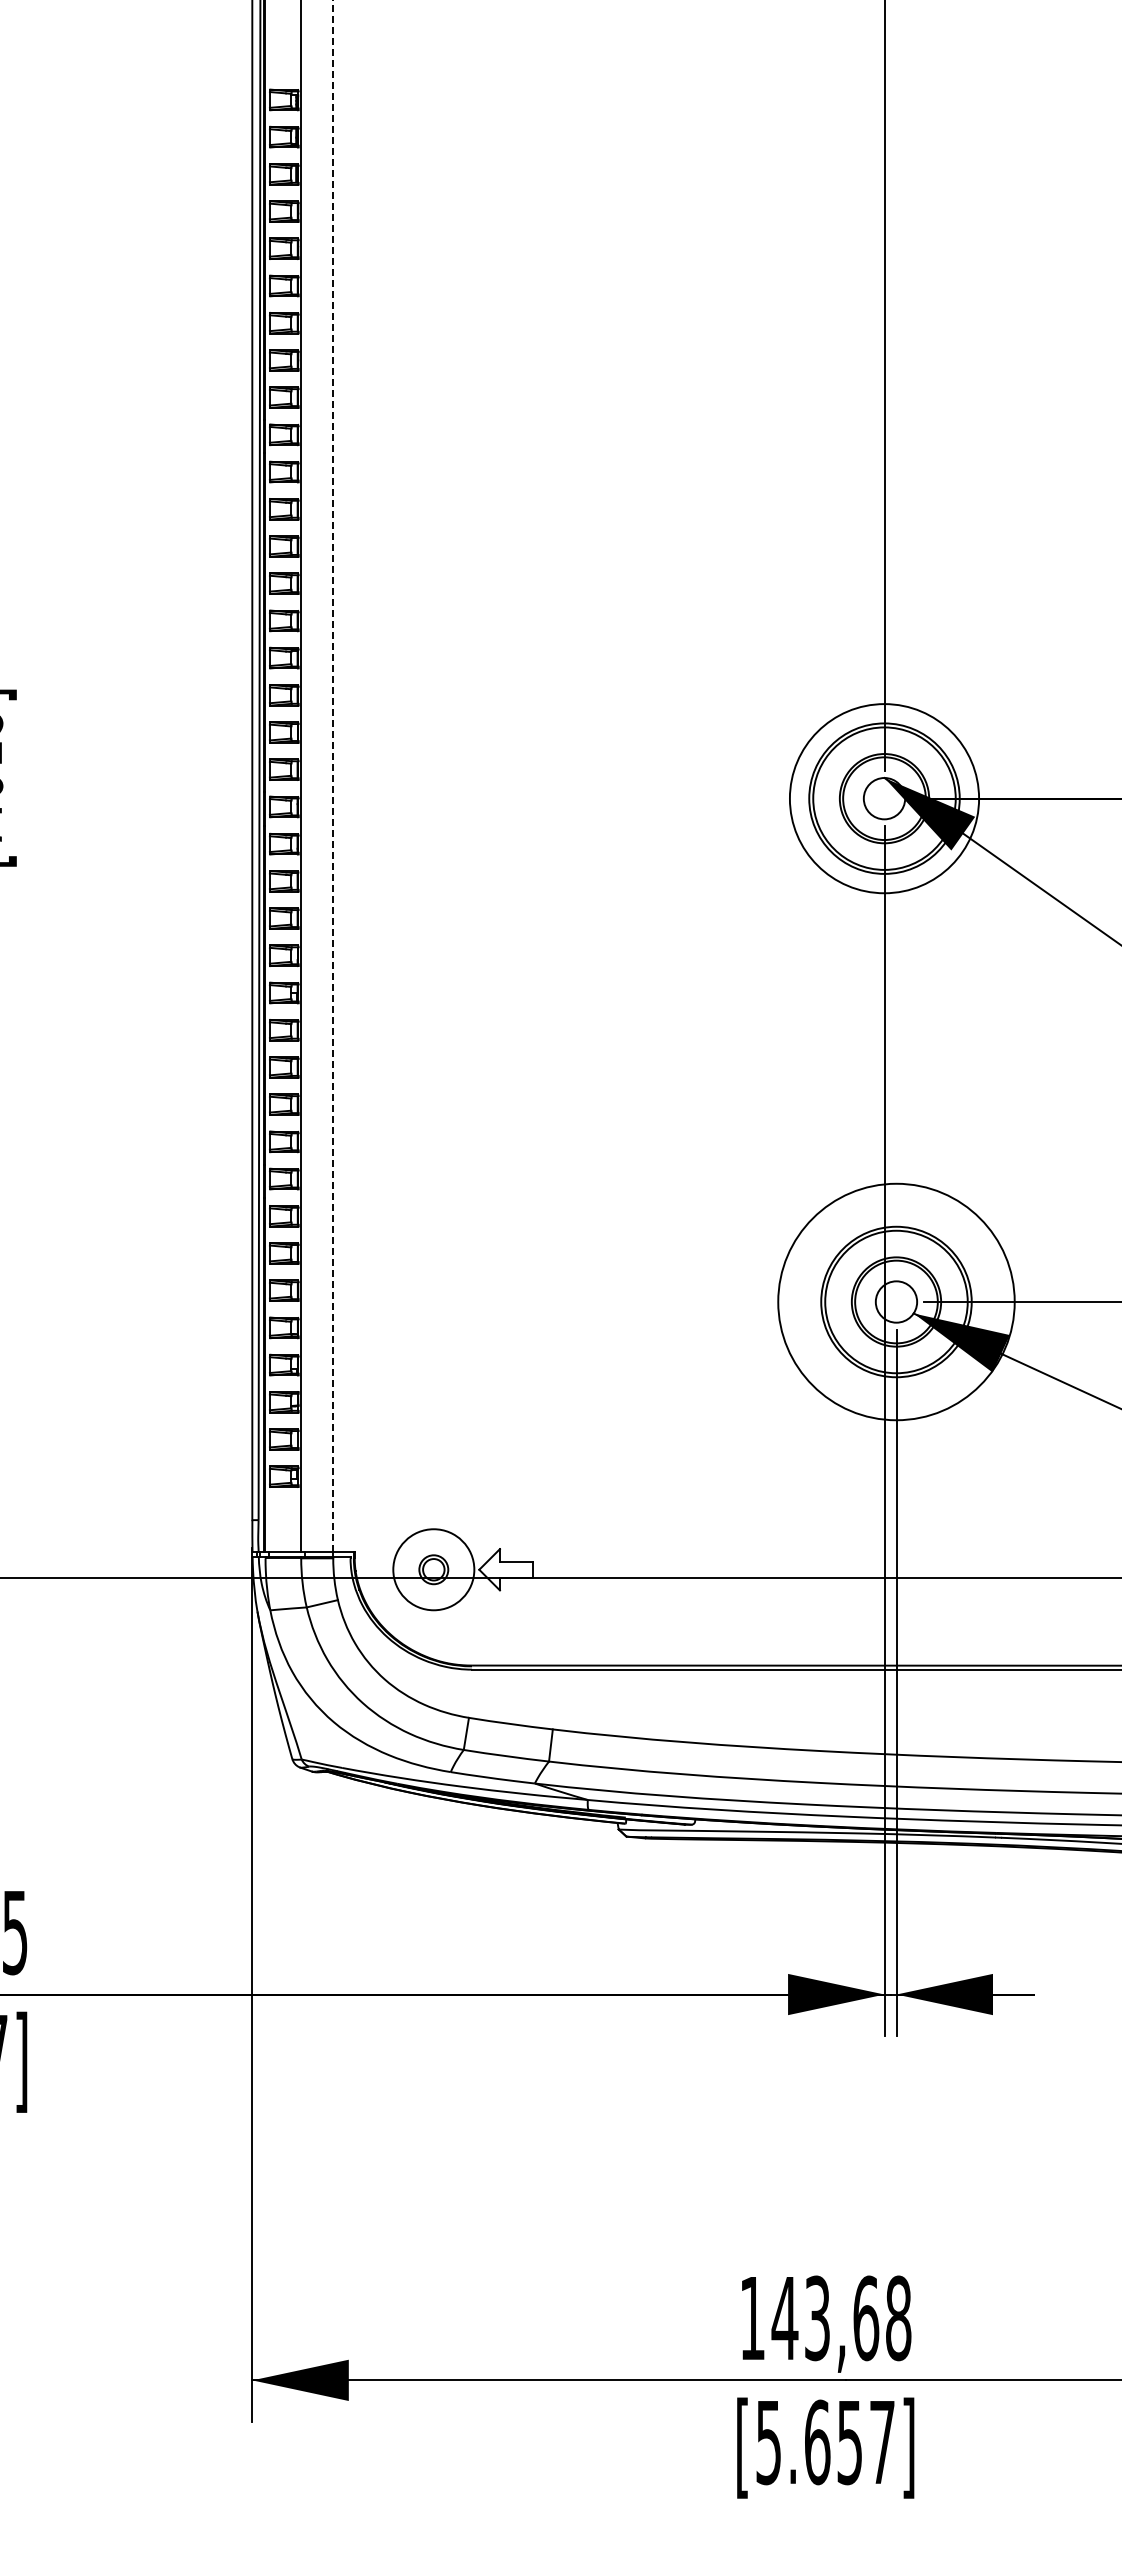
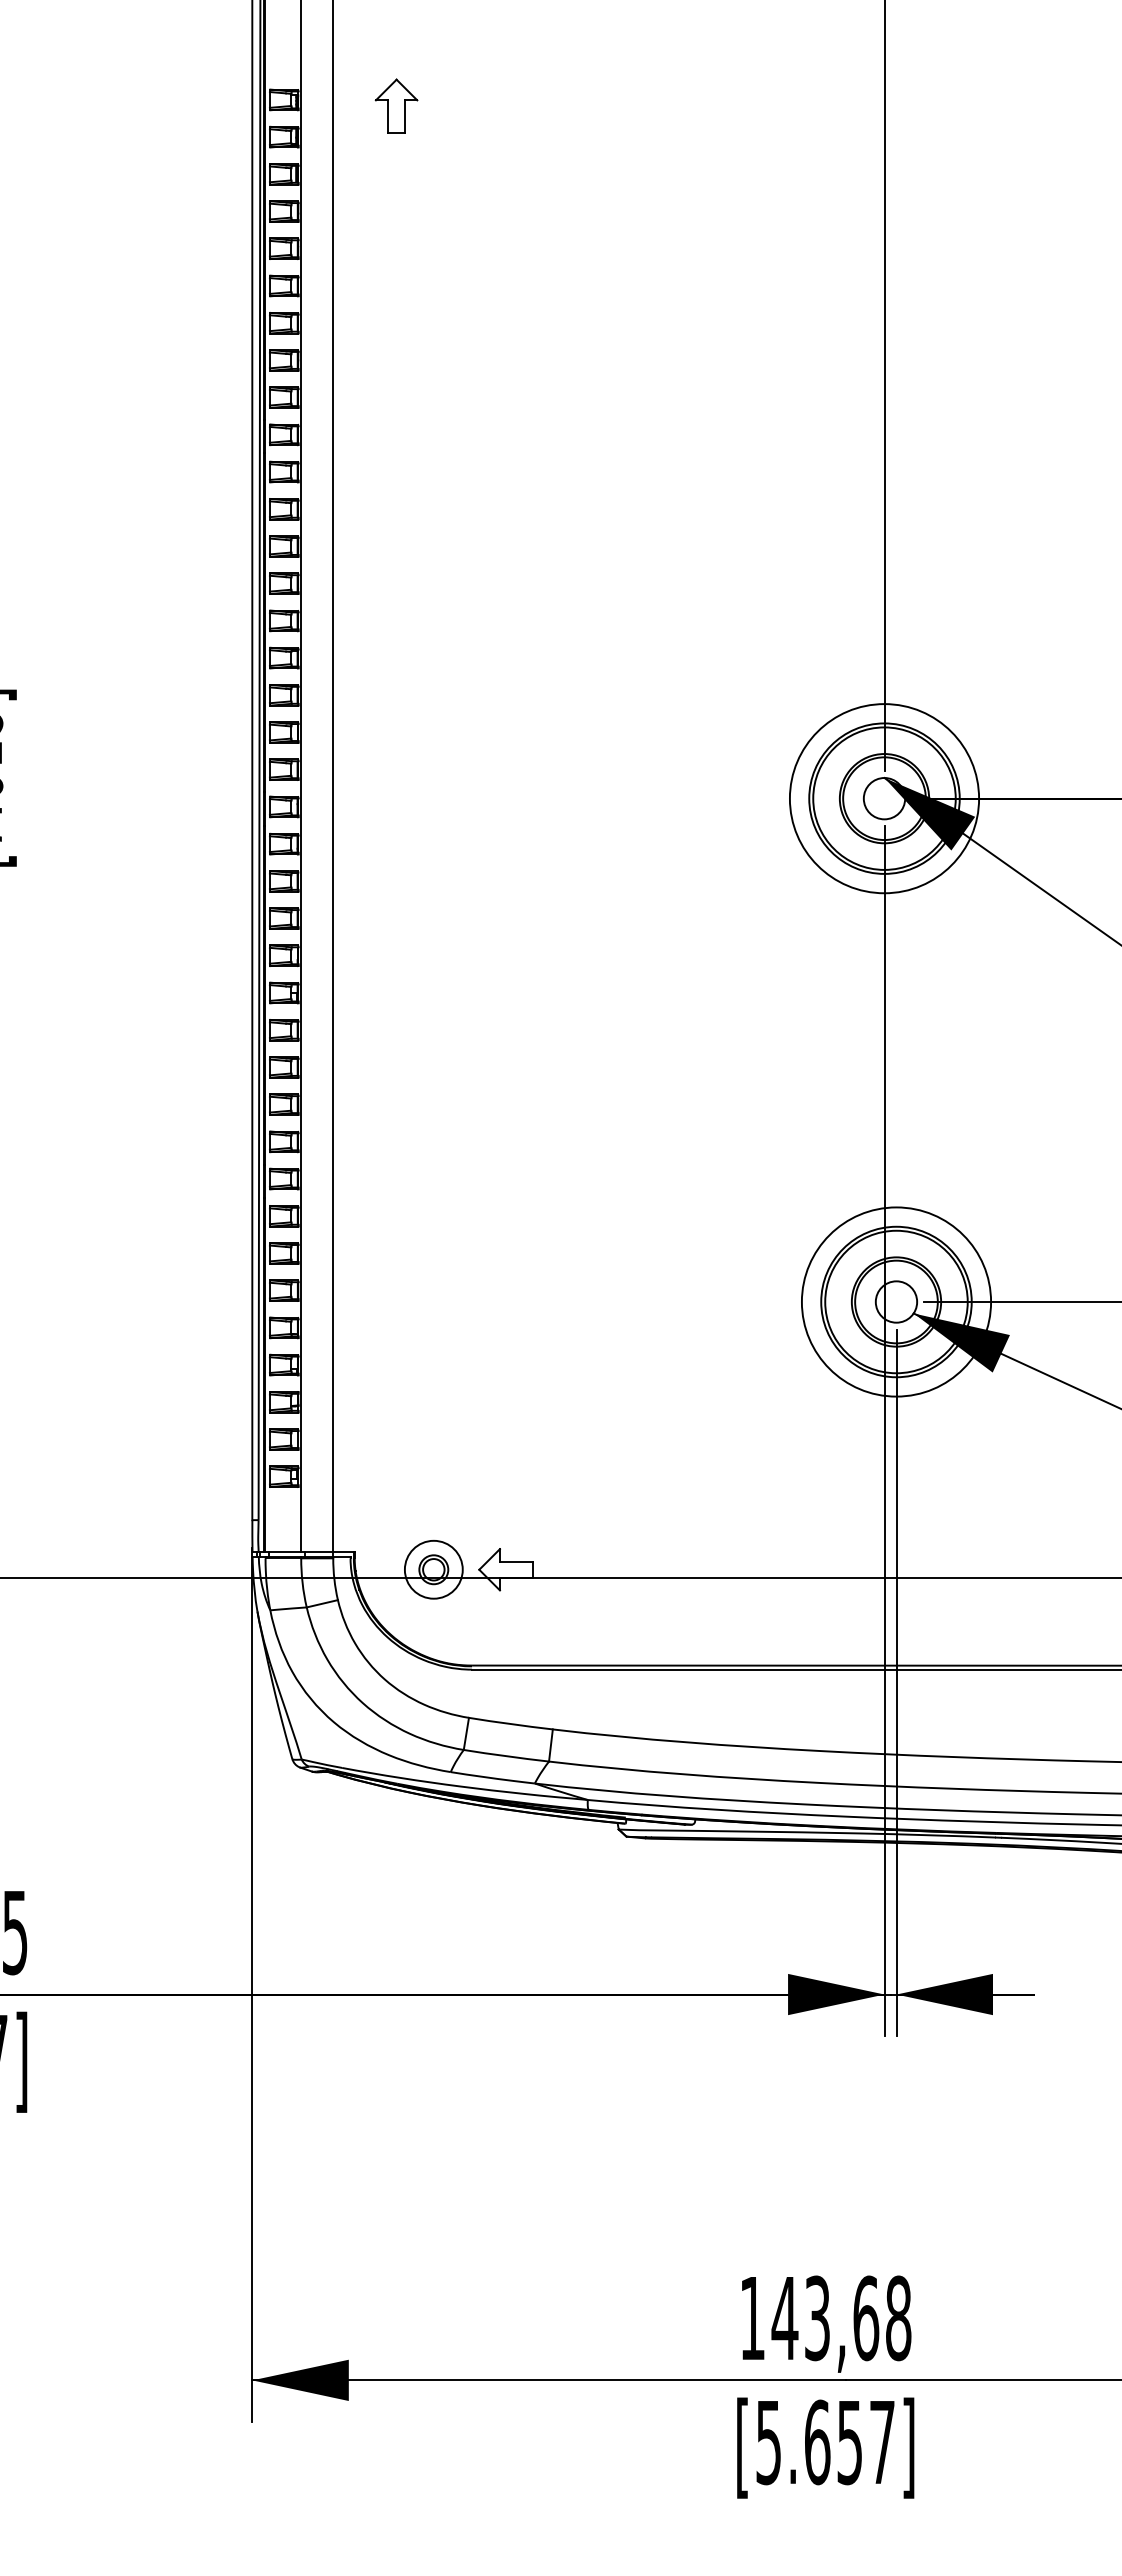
part: none -> present (396, 105)
line: dashed -> solid (333, 775)
circle diameter: 236 px -> 189 px (896, 1301)
circle diameter: 81 px -> 58 px (433, 1569)
